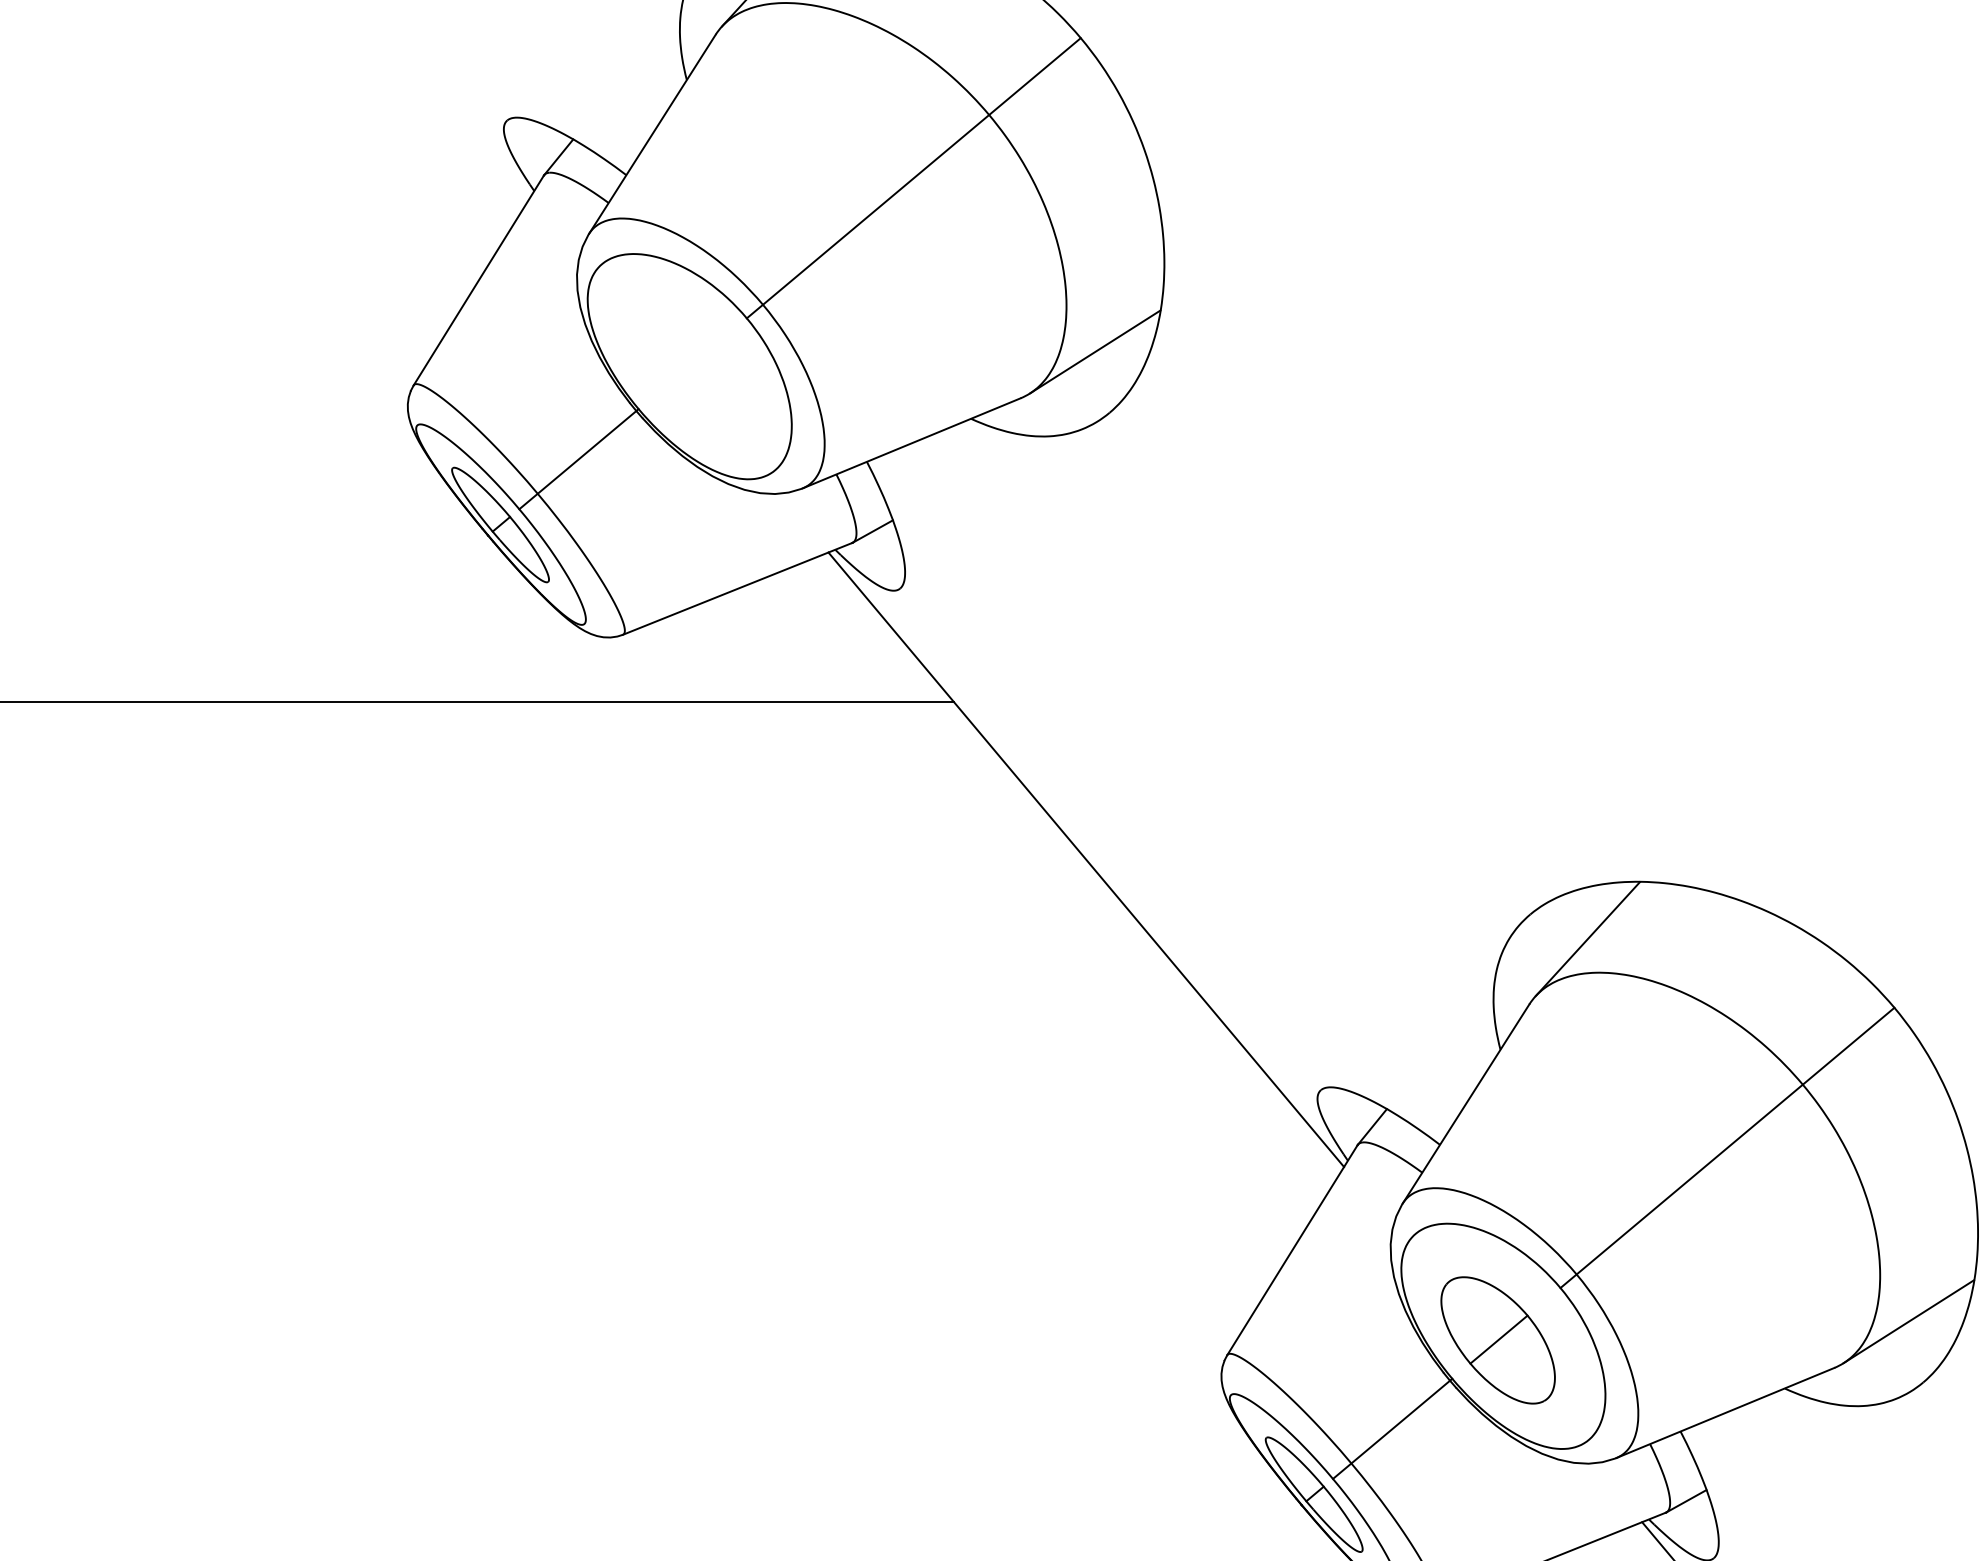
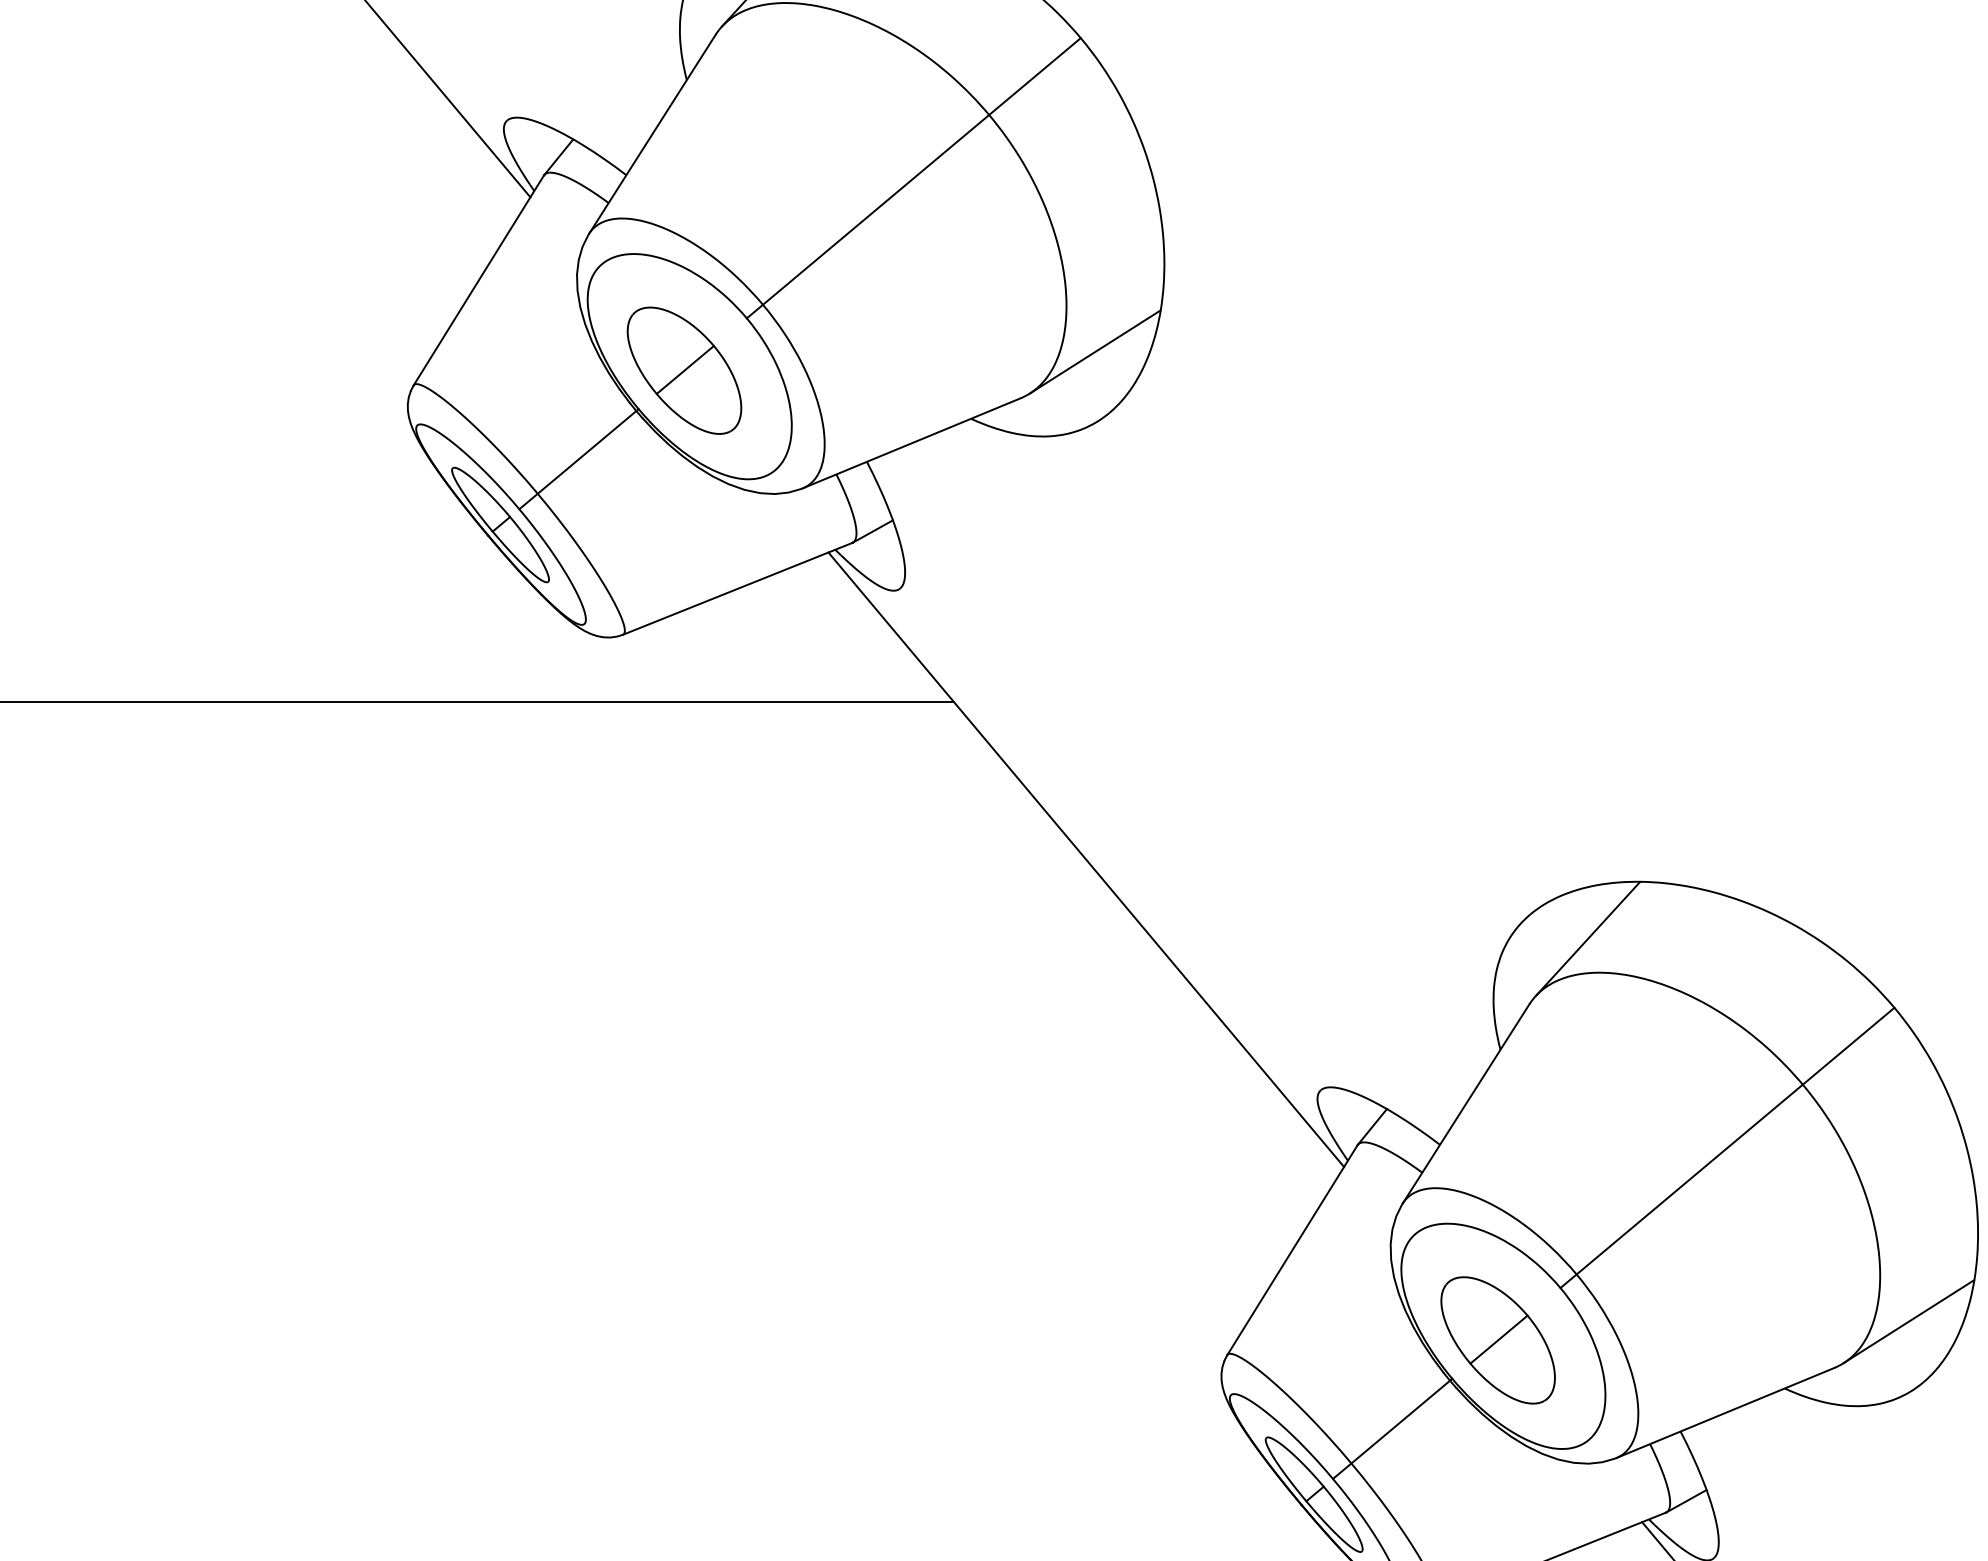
line: none -> present (448, 99)
part: none -> present (684, 370)
